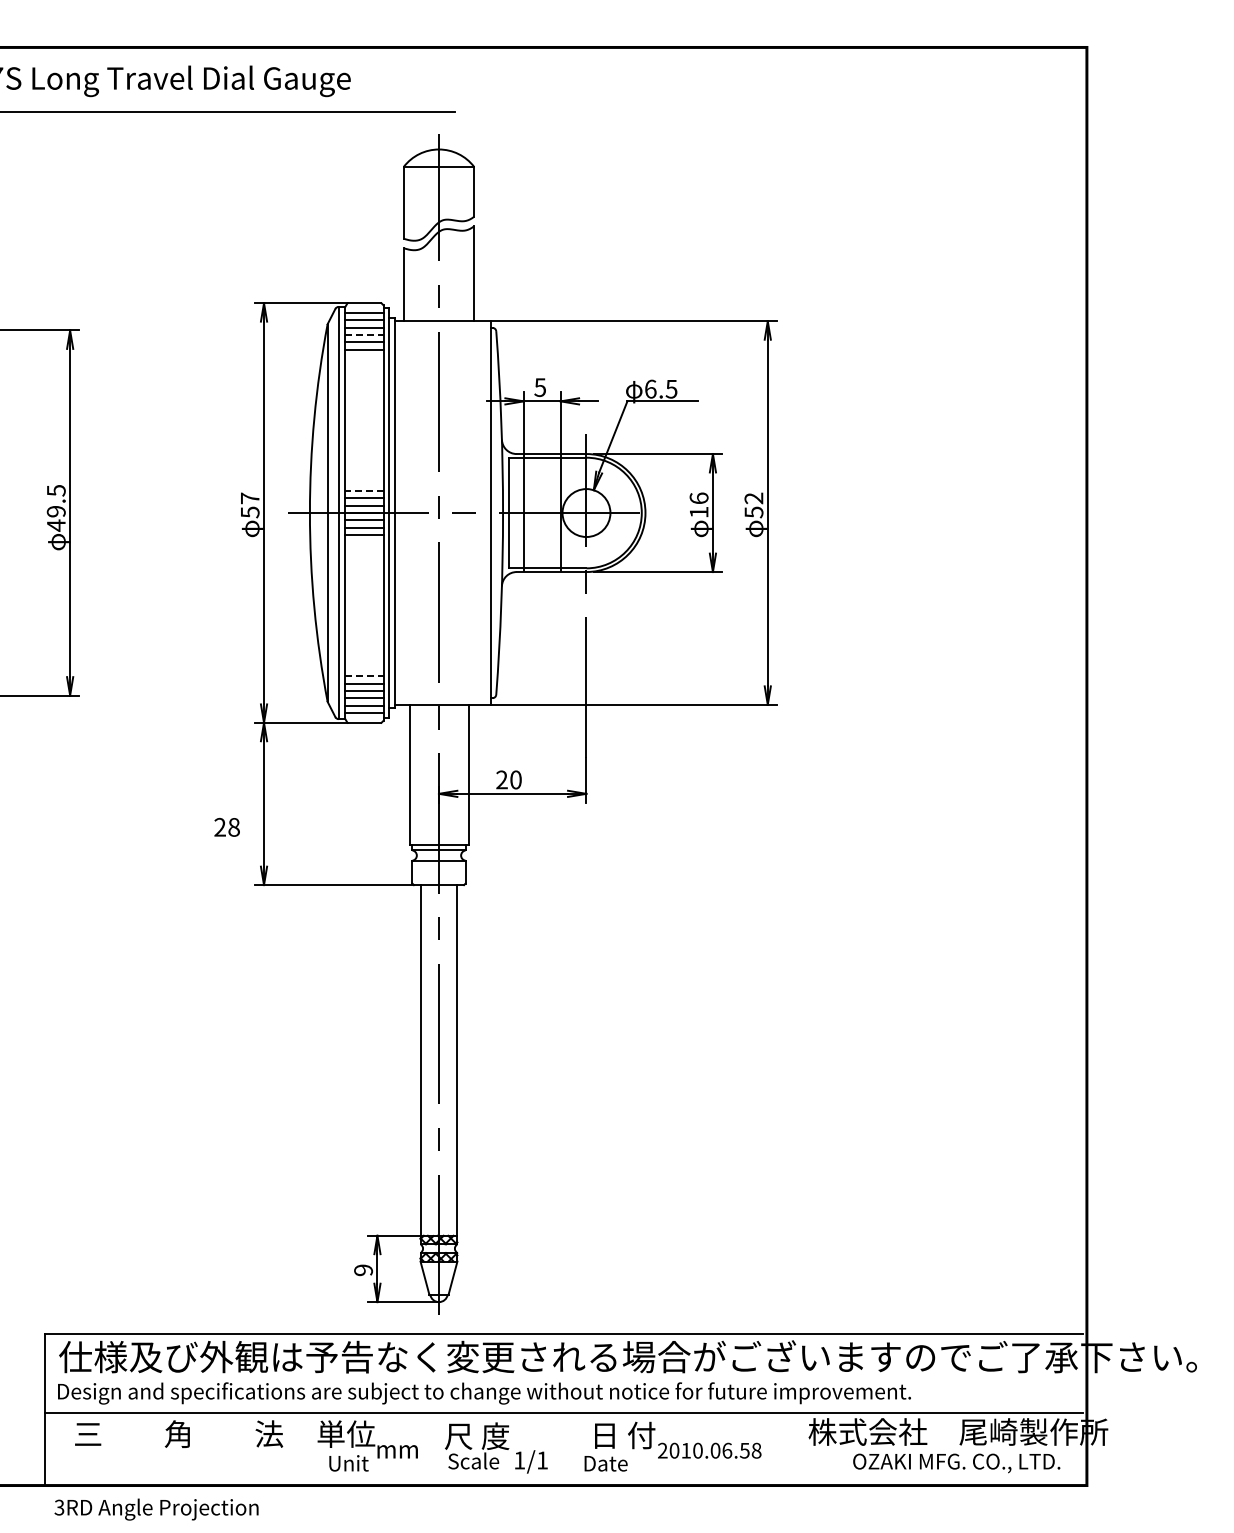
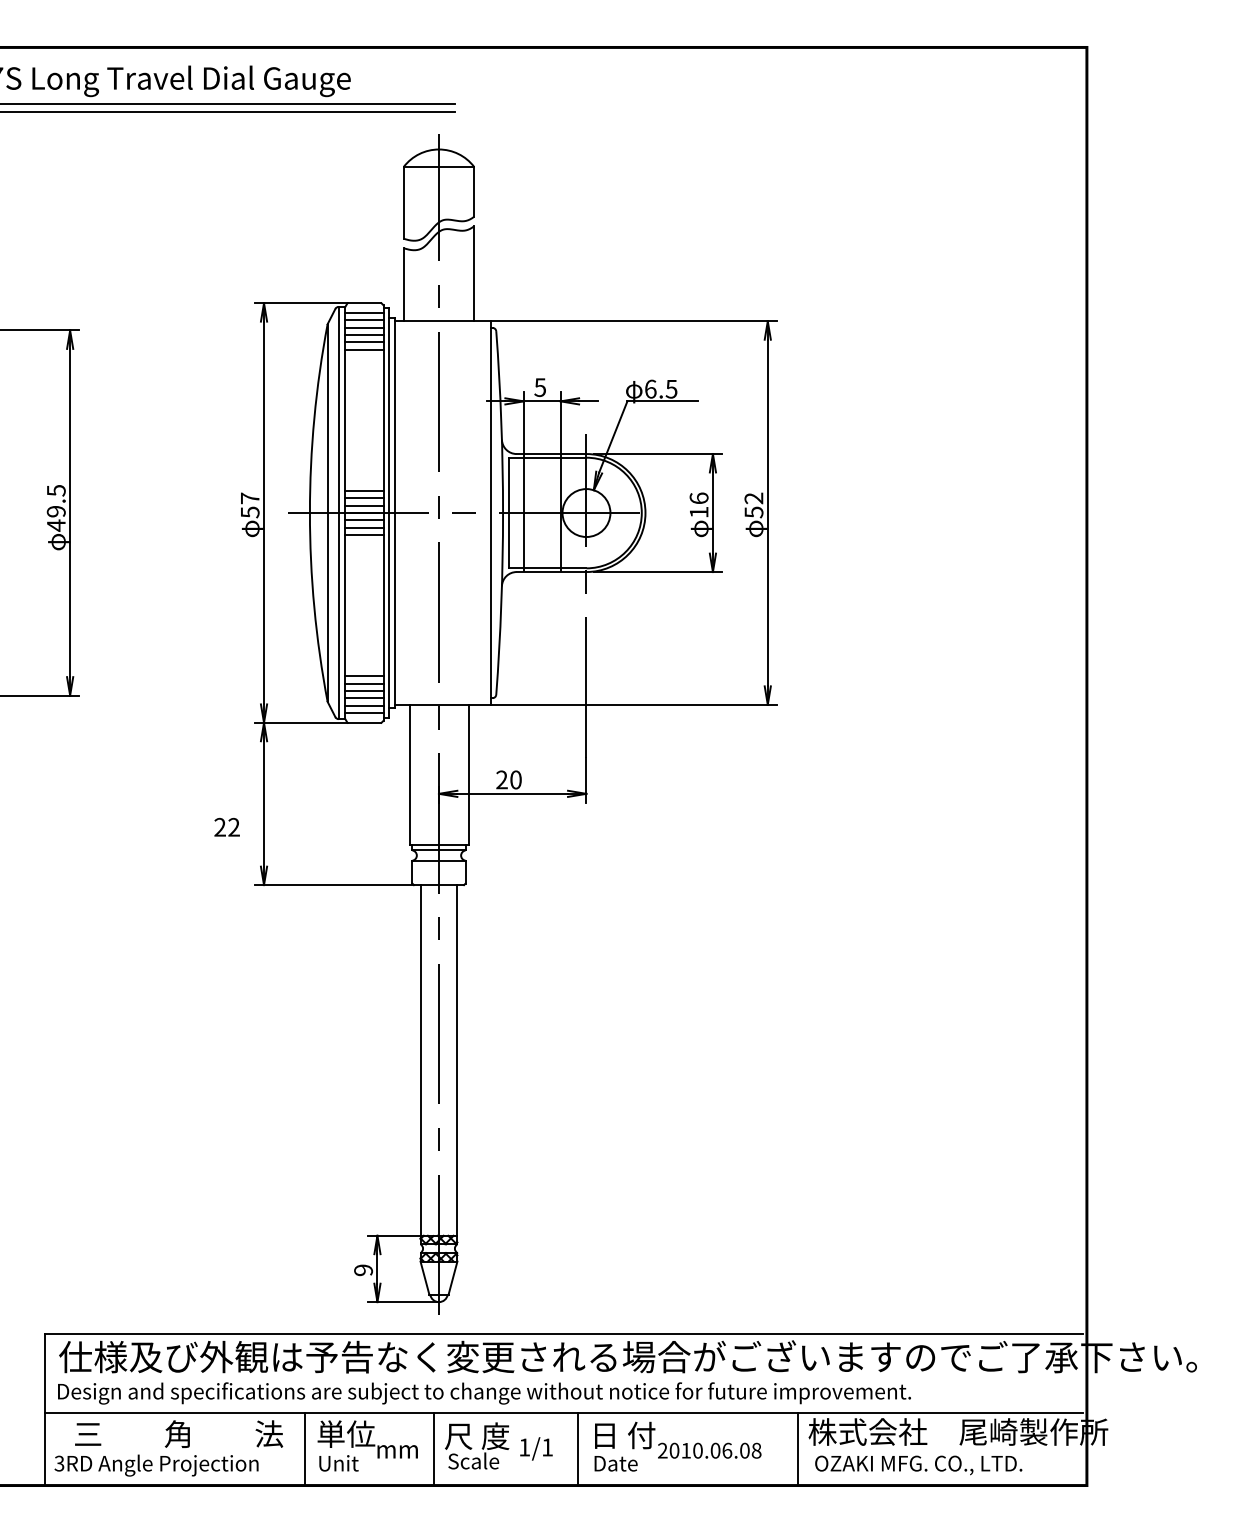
line: none -> present (228, 104)
line: dashed -> solid (365, 334)
line: dashed -> solid (364, 490)
line: dashed -> solid (365, 676)
text: 28 -> 22 (233, 827)
line: none -> present (305, 1448)
line: none -> present (434, 1448)
line: none -> present (578, 1448)
line: none -> present (797, 1448)
text: 2010.06.58 -> 2010.06.08 (744, 1450)
text position: (531, 1461) -> (536, 1448) (536, 1448)
text position: (348, 1463) -> (338, 1463) (338, 1463)
text position: (605, 1463) -> (615, 1463) (615, 1463)
text position: (956, 1463) -> (918, 1465) (918, 1465)
text position: (156, 1509) -> (156, 1465) (156, 1465)
